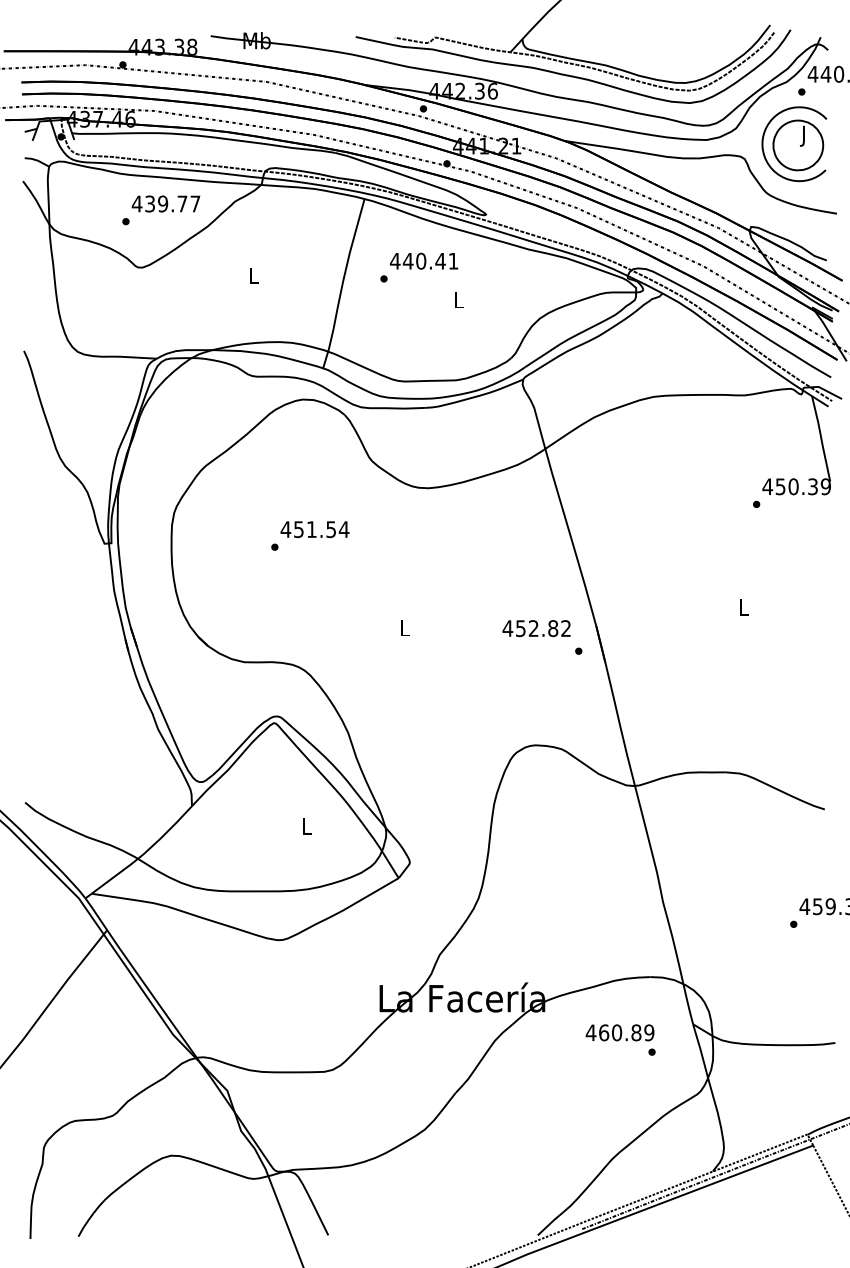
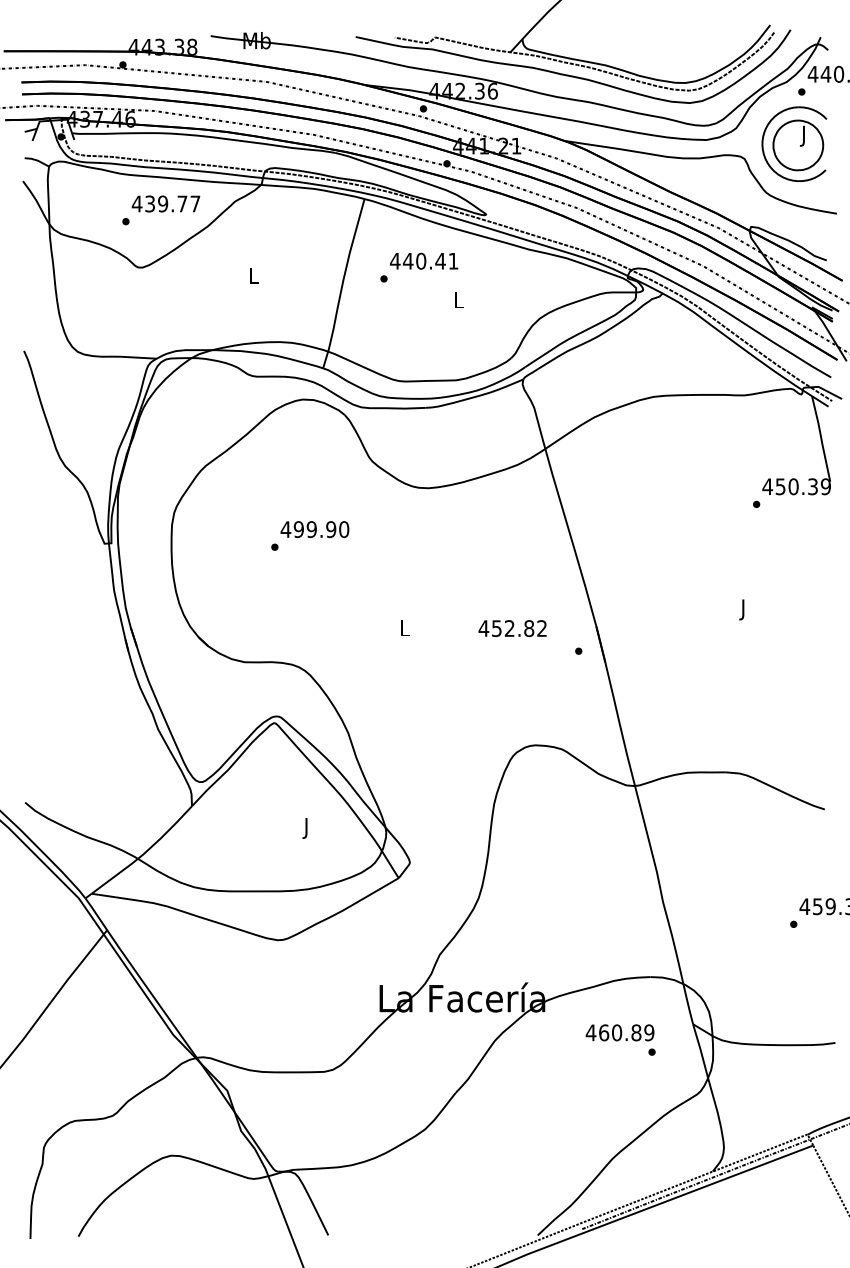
text: 451.54 -> 499.90 (321, 529)
text: L -> J (743, 609)
text position: (536, 628) -> (512, 628) (512, 628)
text: L -> J (306, 828)
